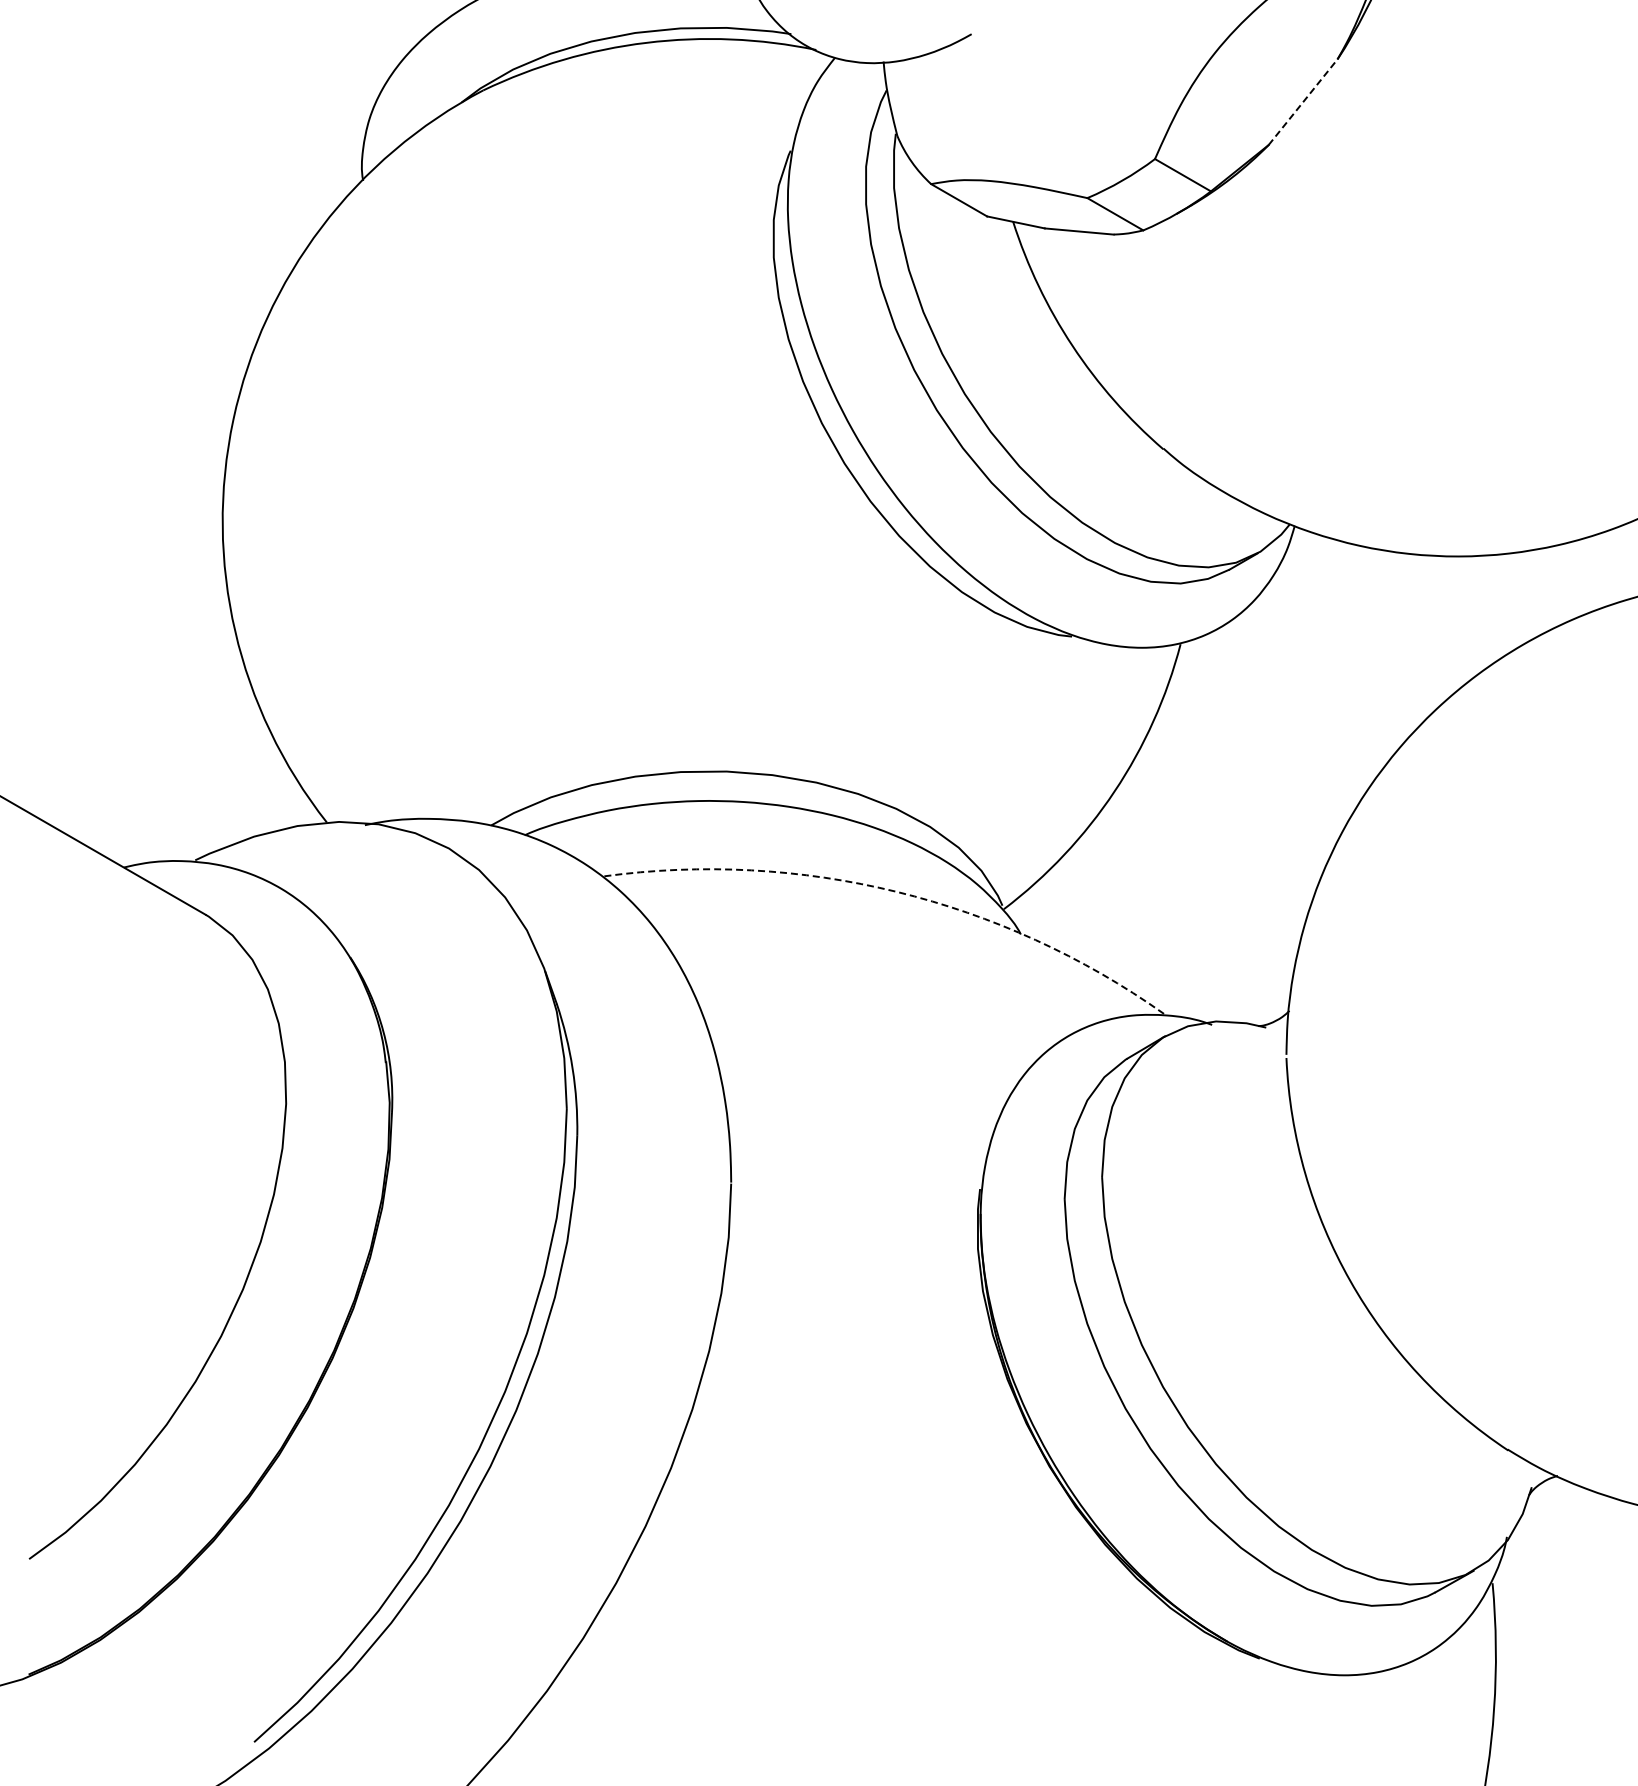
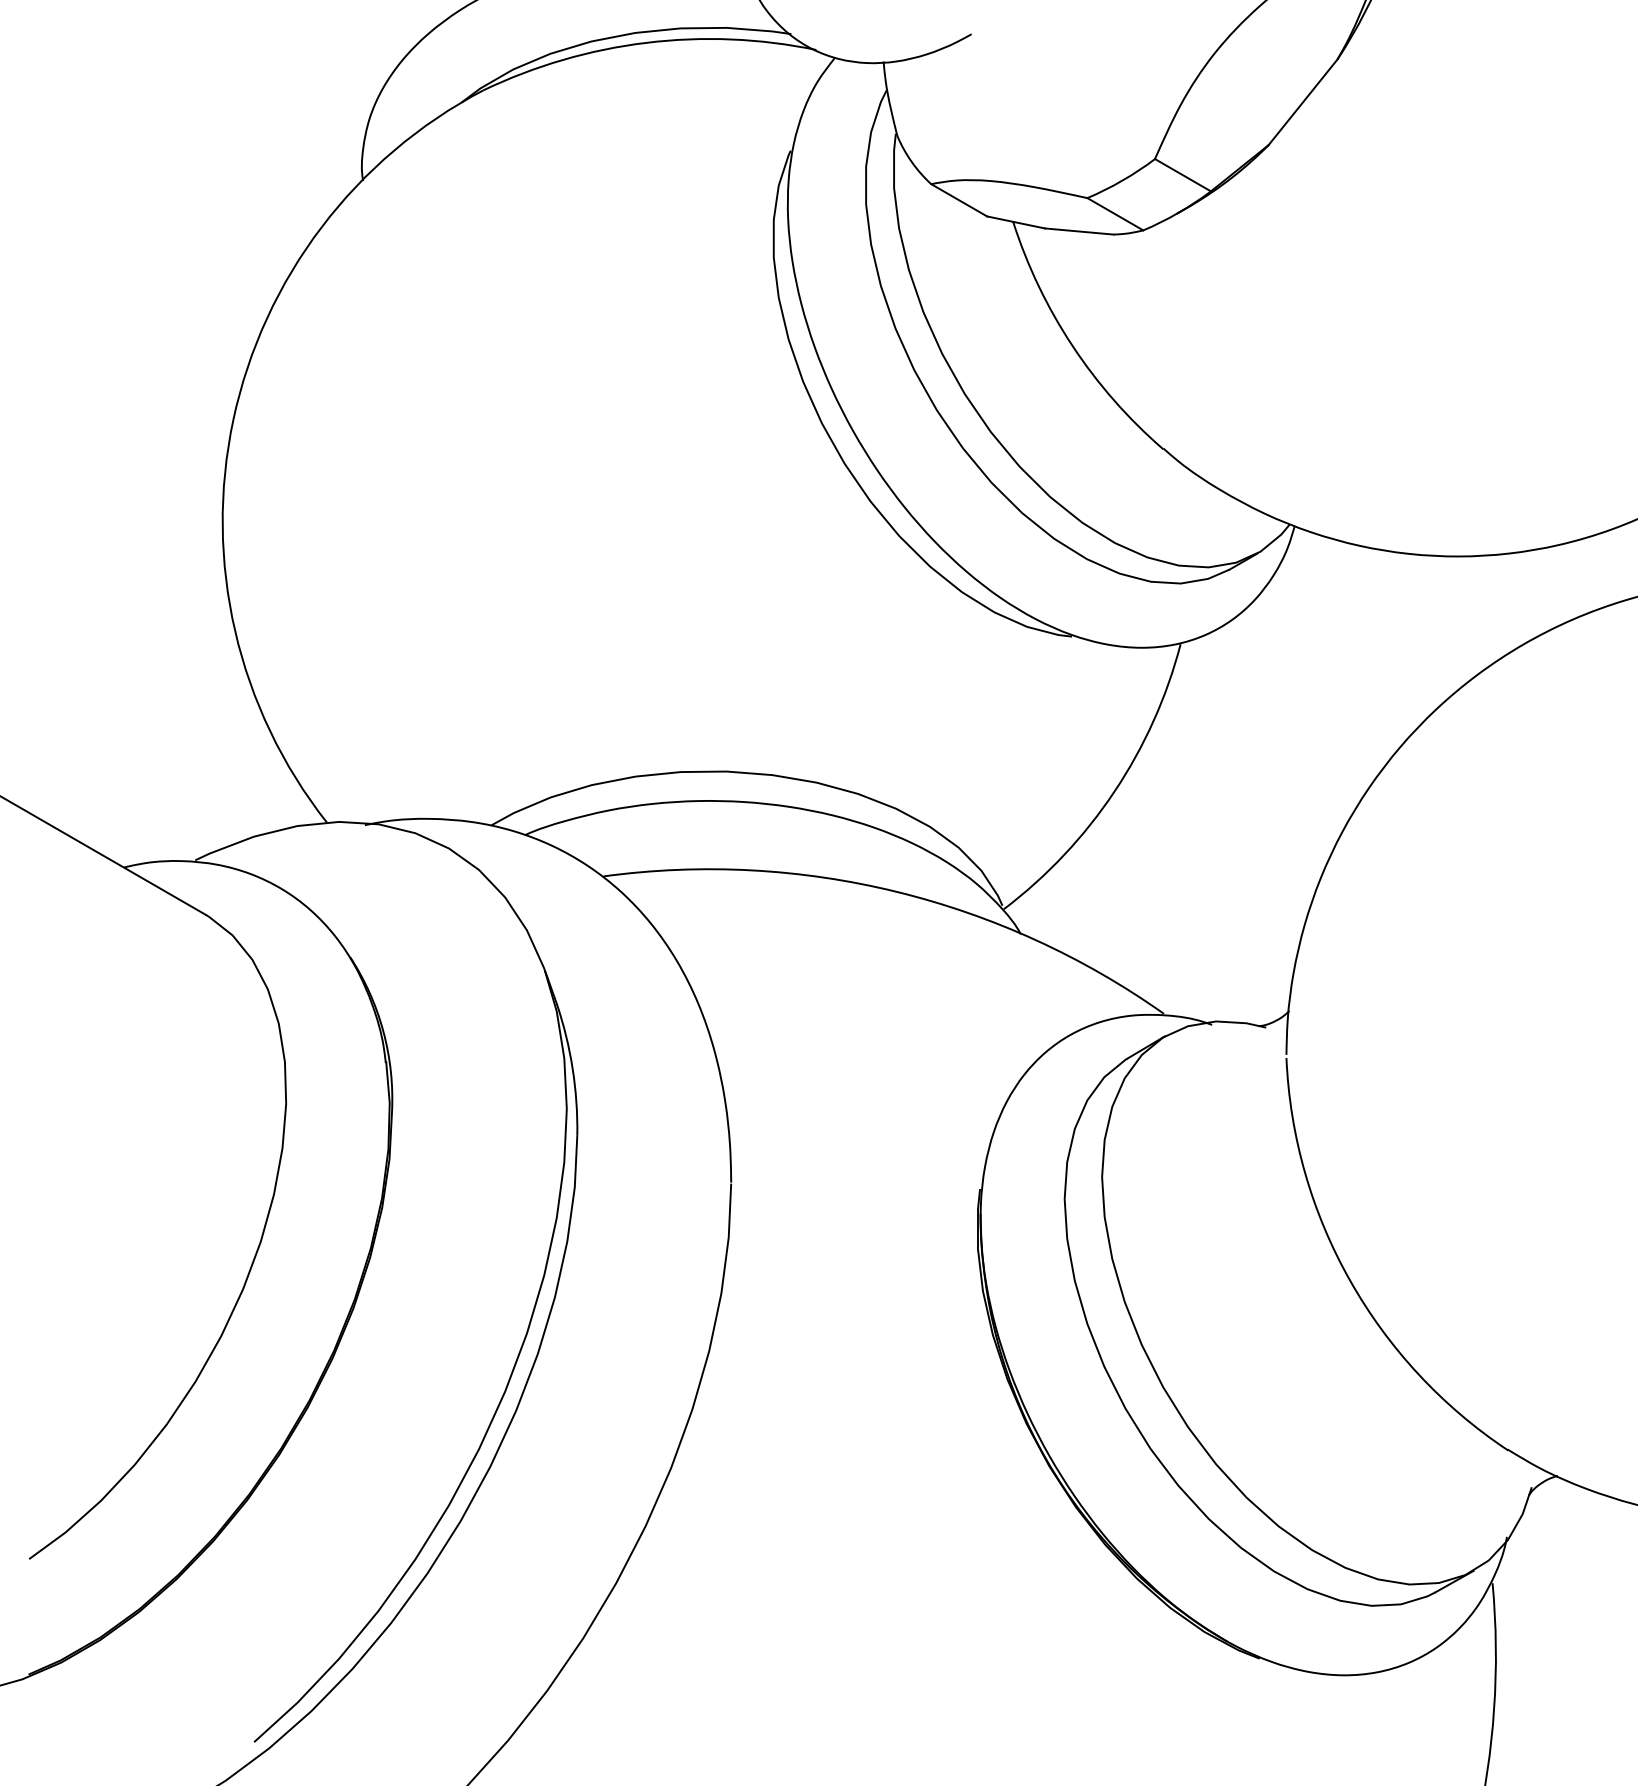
line: dashed -> solid (1303, 102)
arc: dashed -> solid (896, 891)
